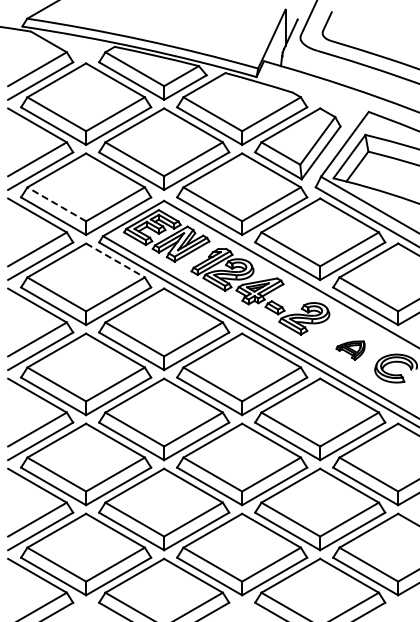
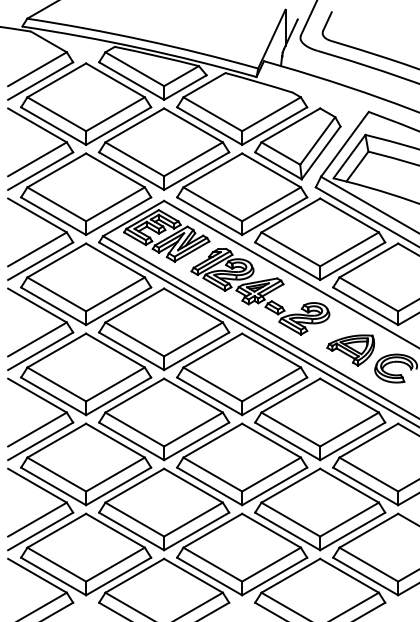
line: dashed -> solid (56, 204)
line: dashed -> solid (115, 260)
part size: 31x21 px -> 49x33 px (350, 350)
